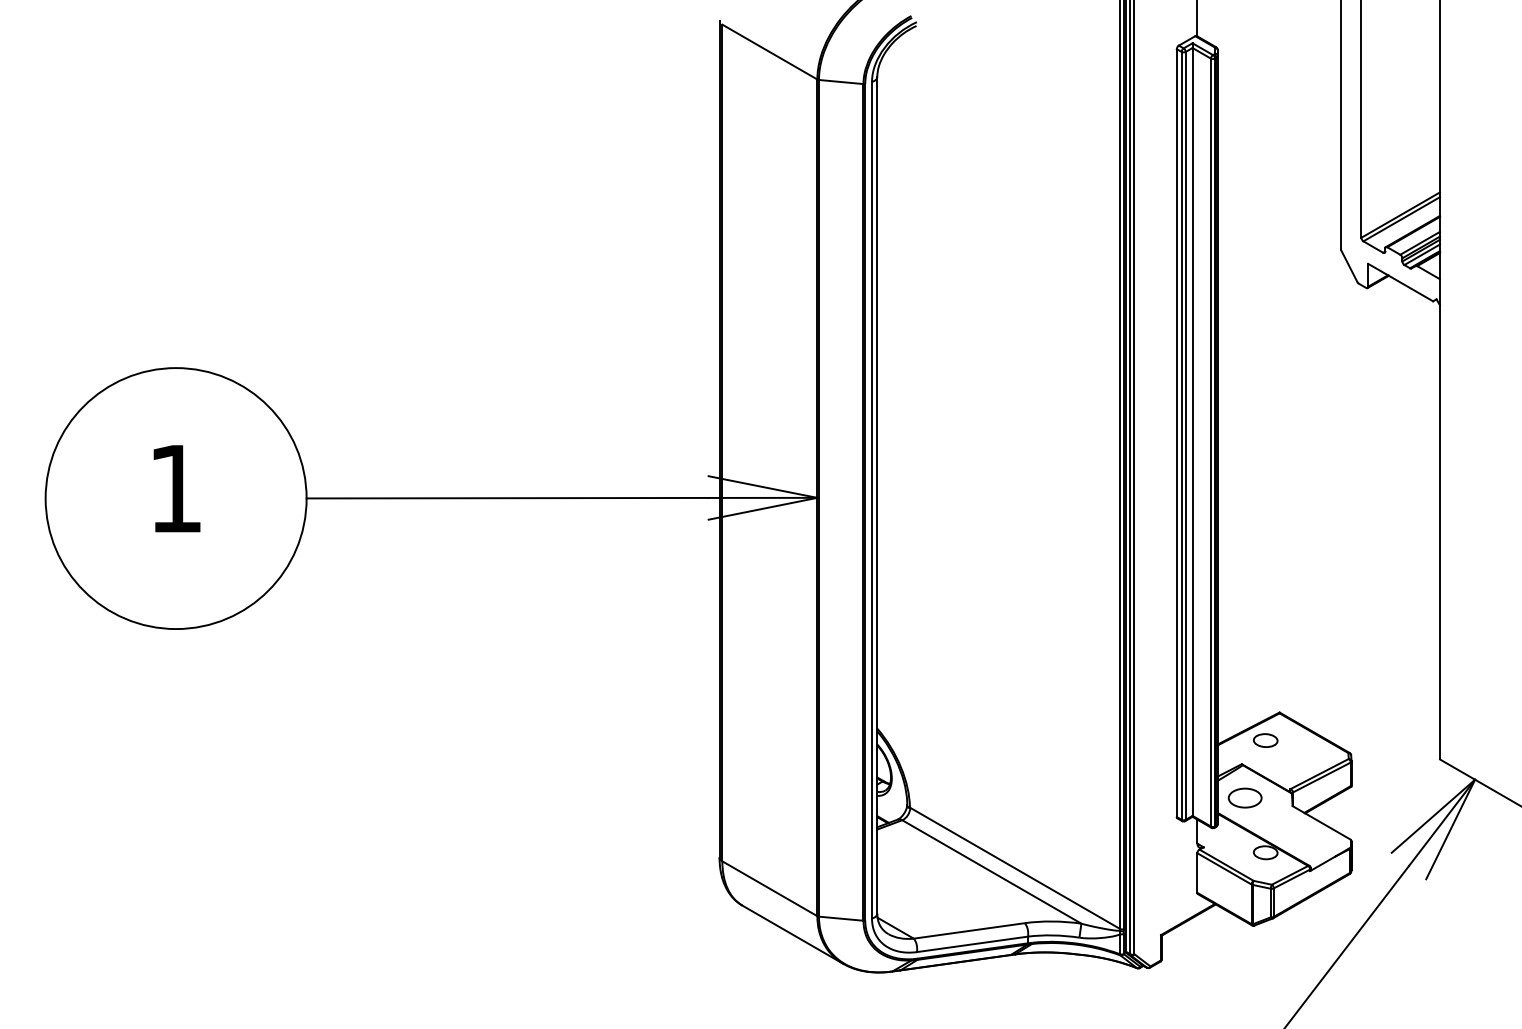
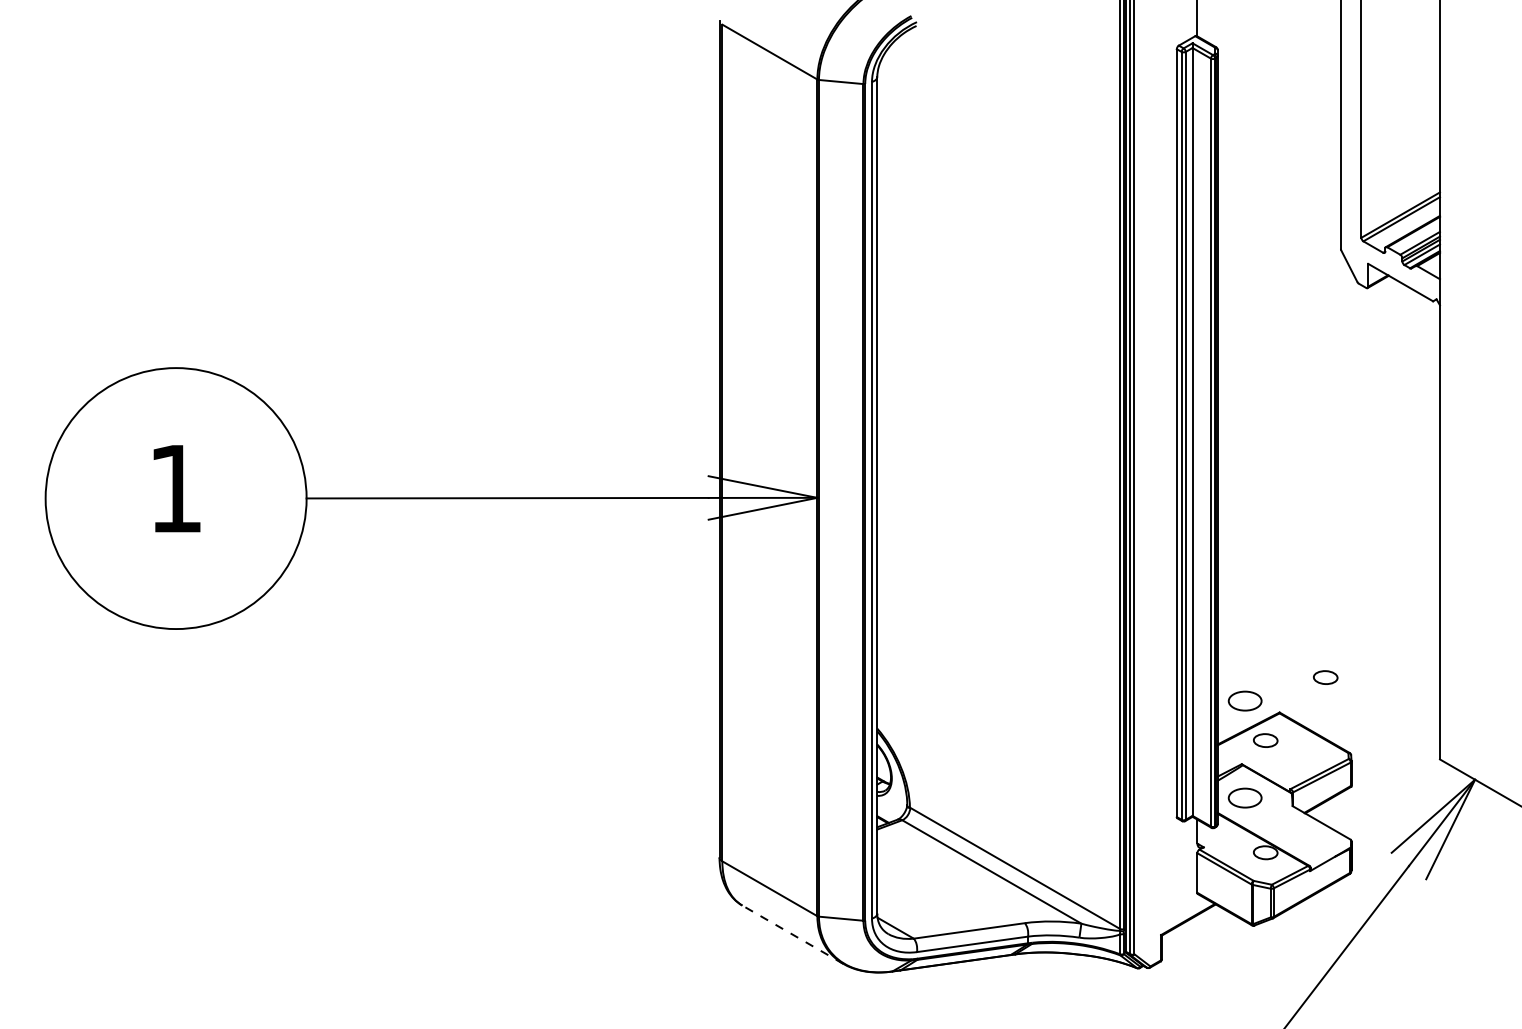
part: none -> present (1325, 677)
part: none -> present (1244, 700)
line: solid -> dashed (792, 934)
